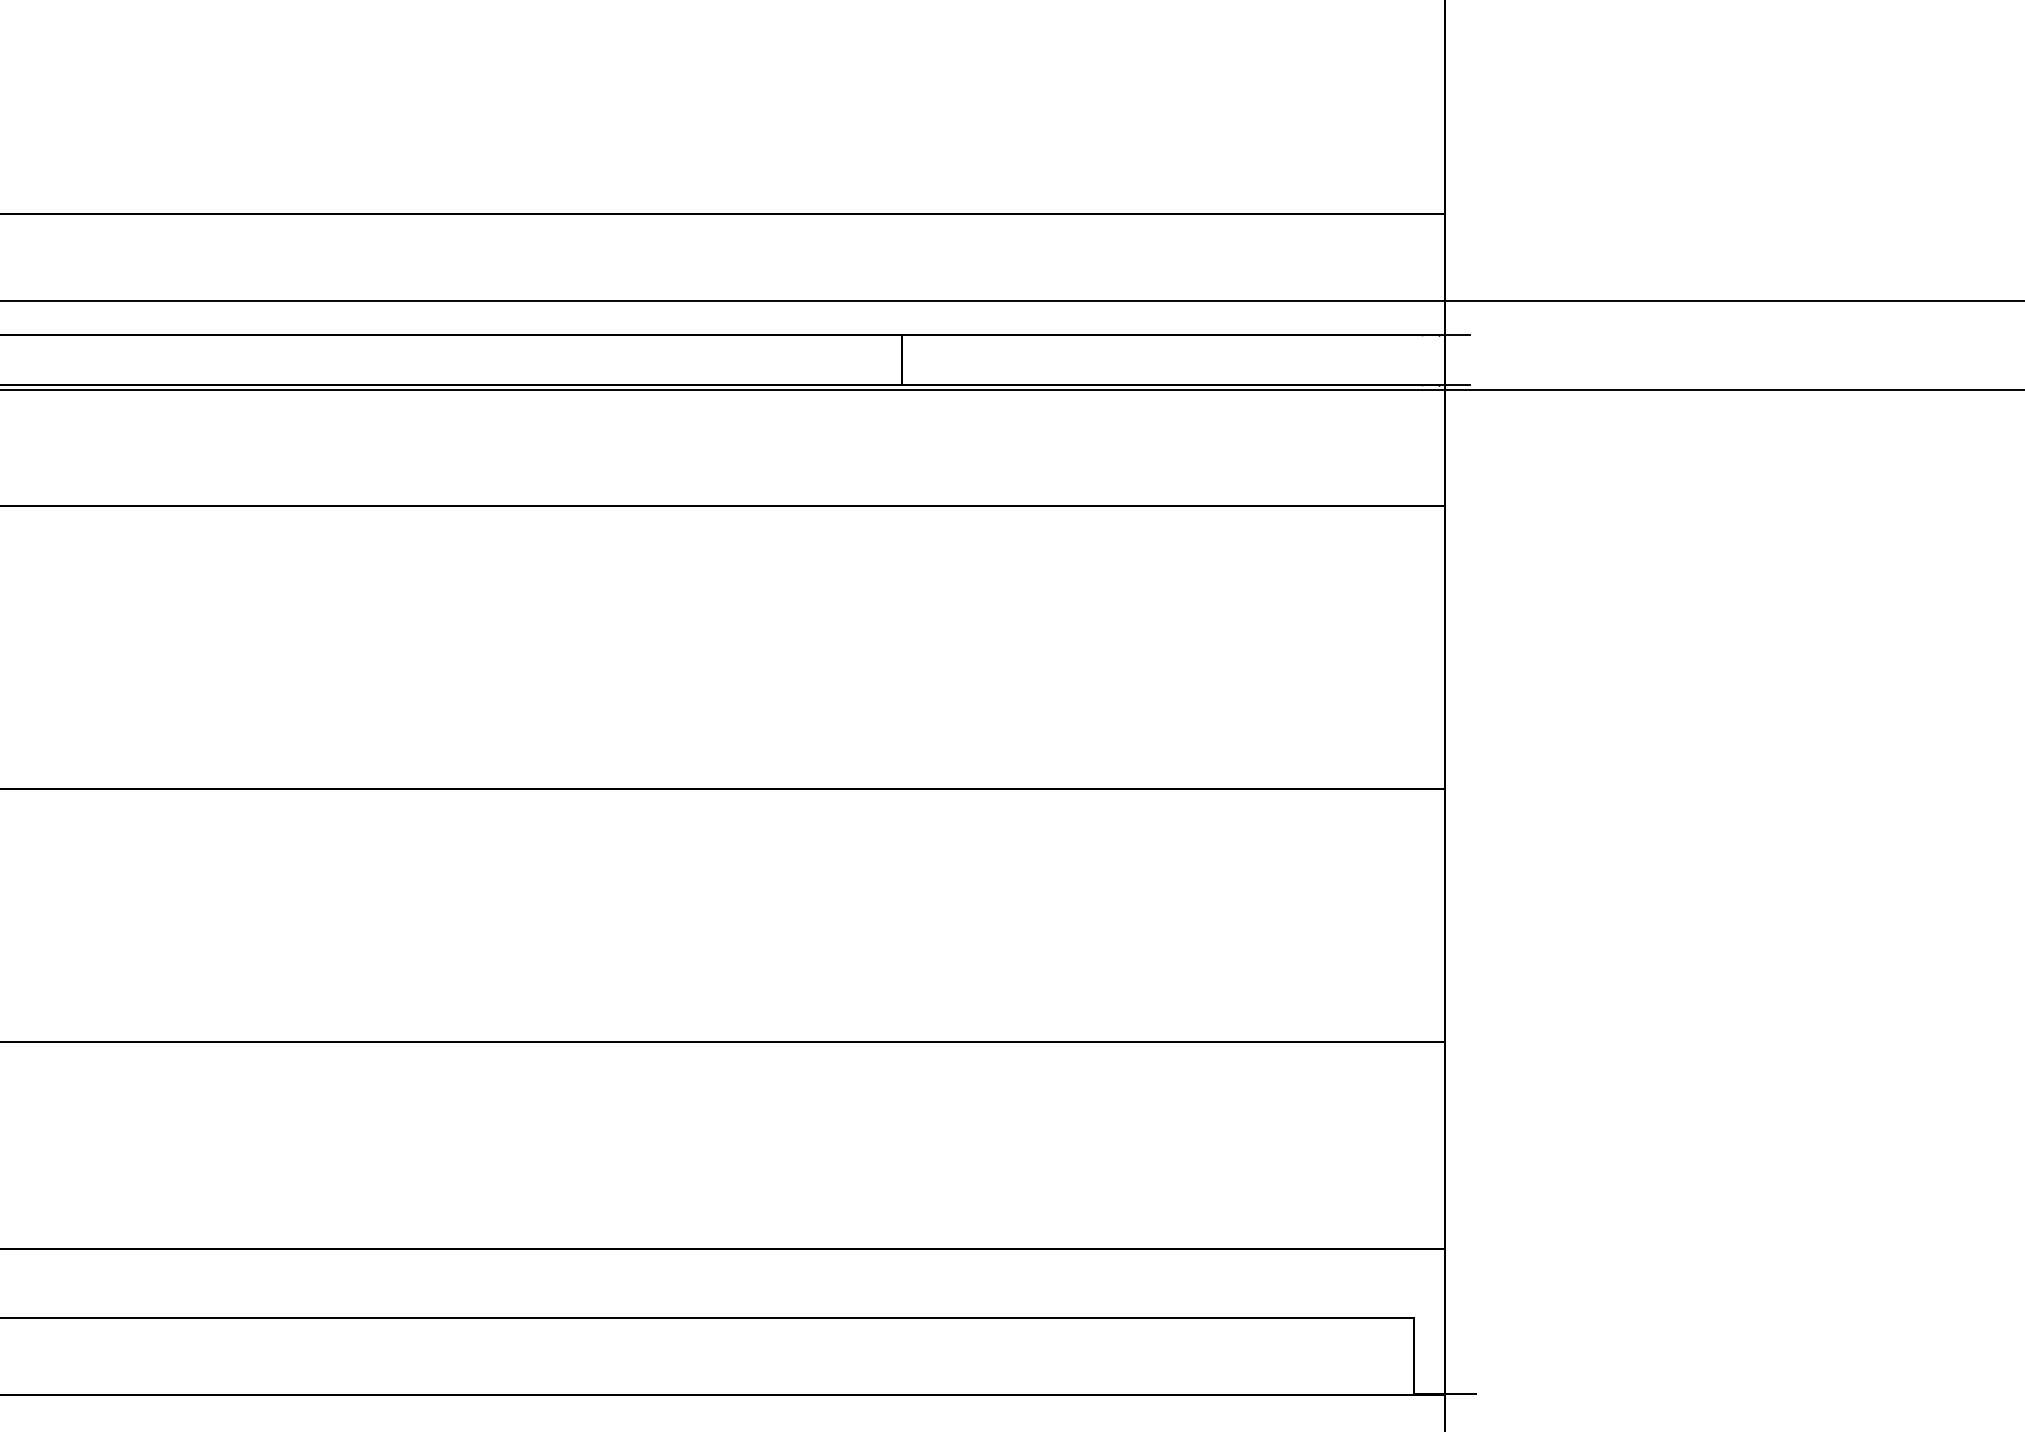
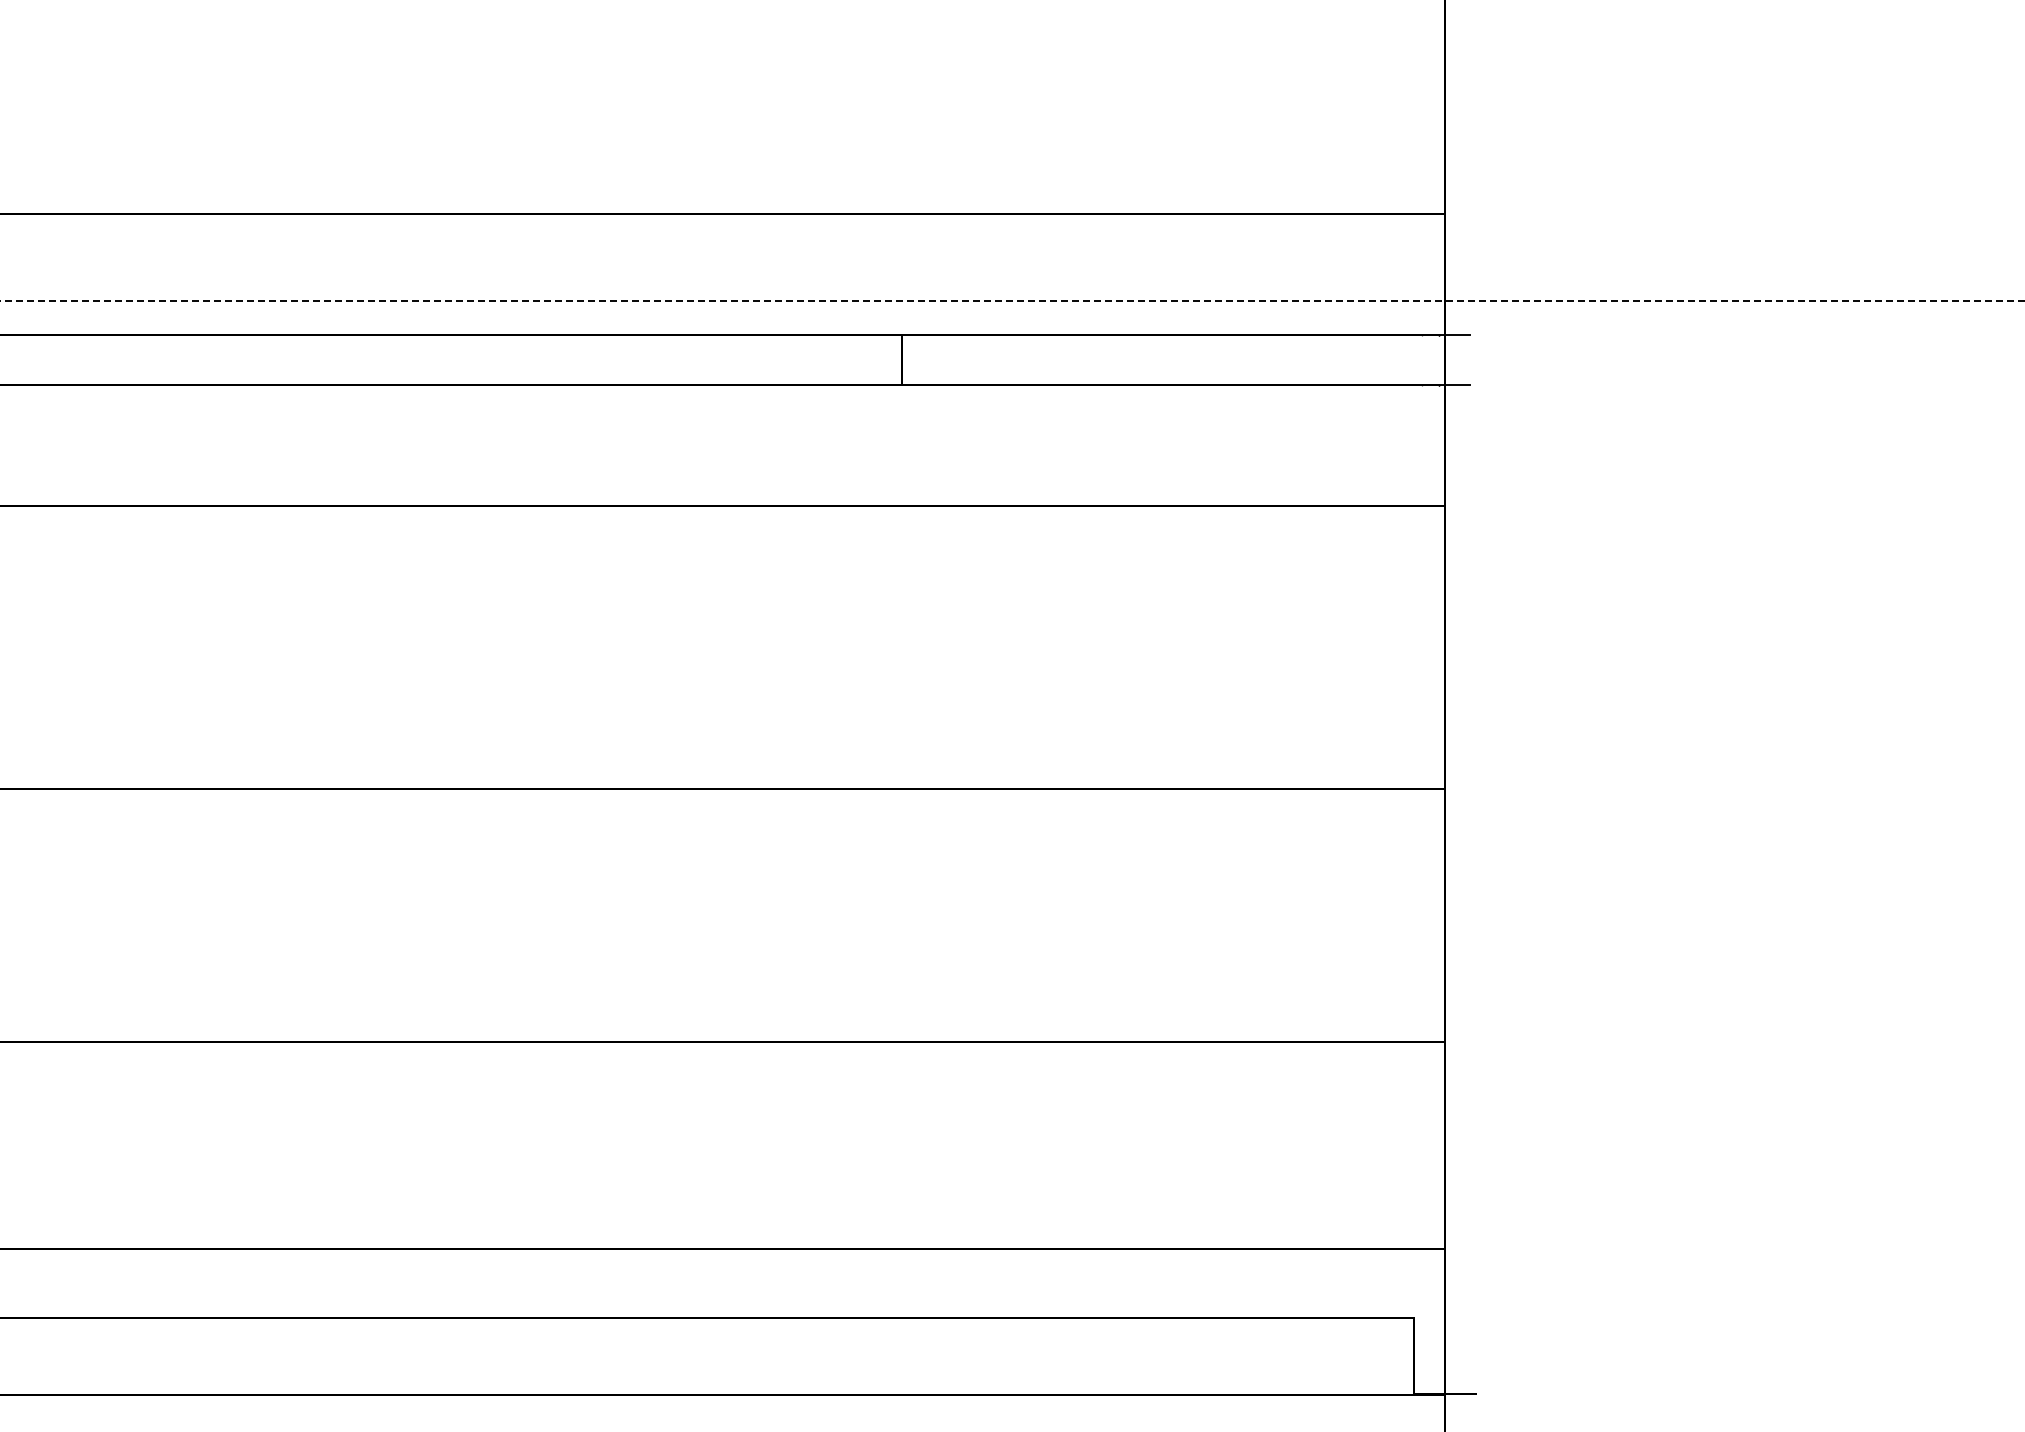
line: solid -> dashed (1012, 300)
line: present -> none (1011, 389)
